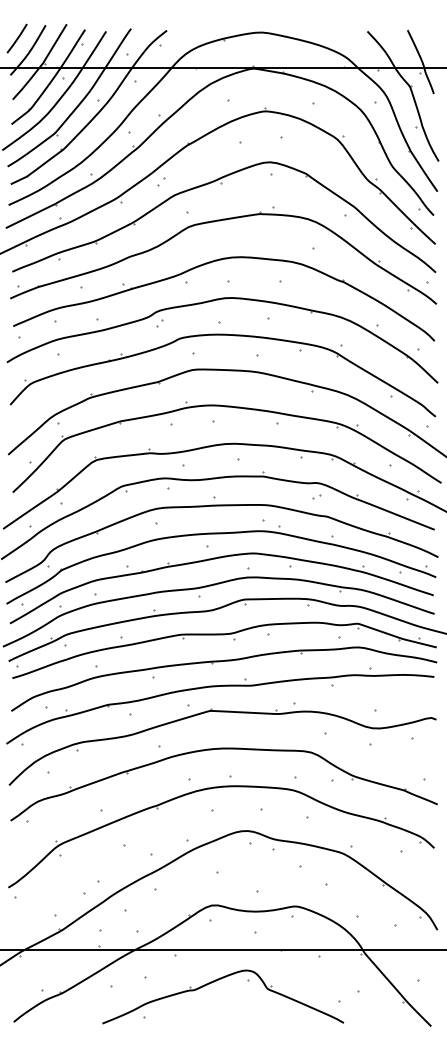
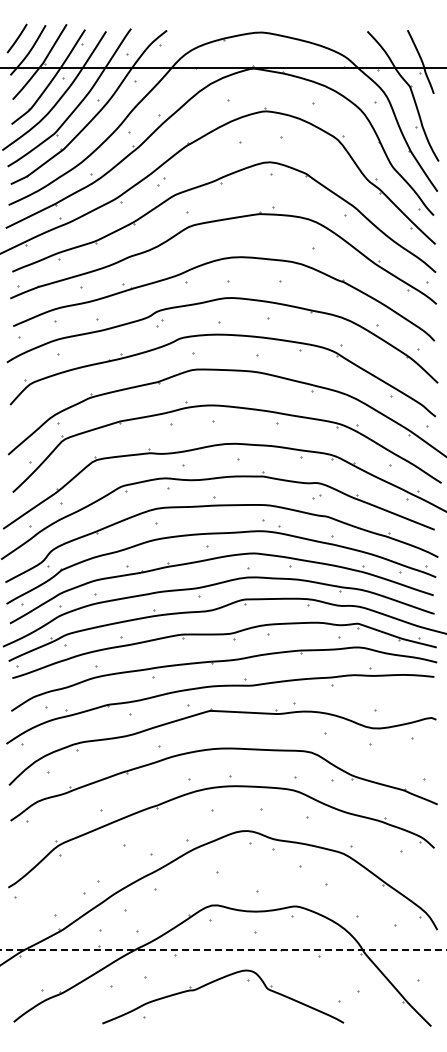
line: solid -> dashed (223, 949)
